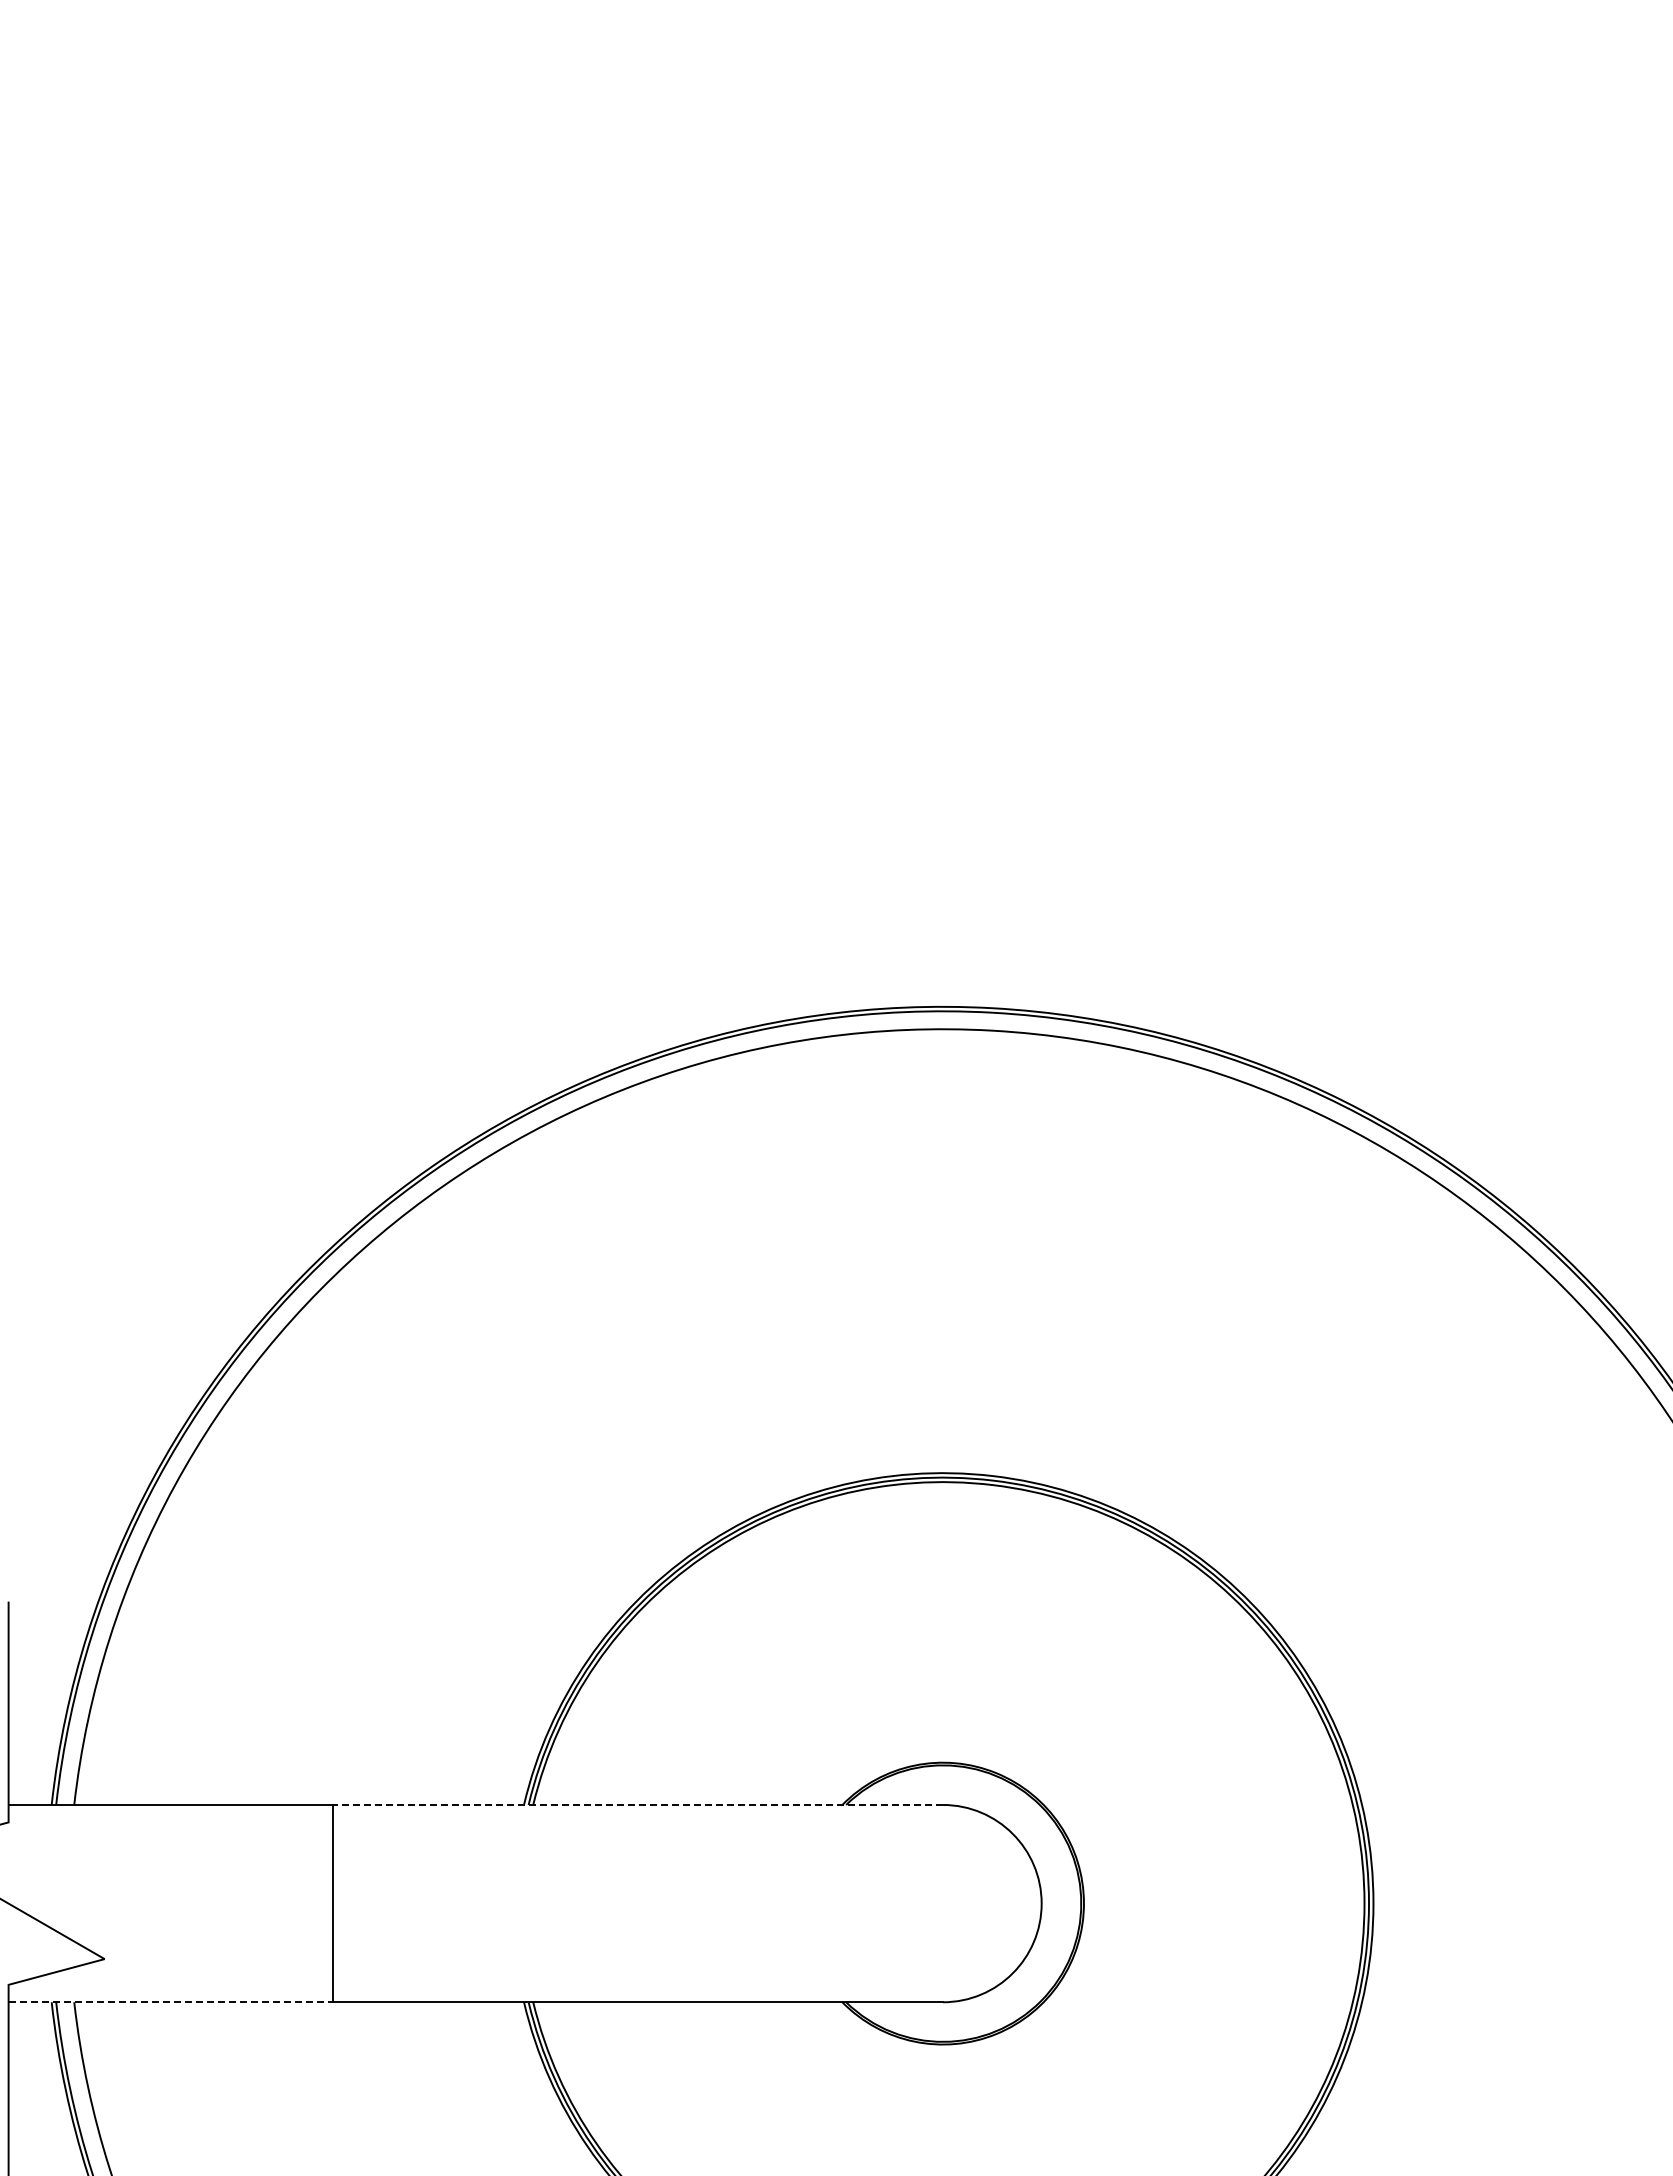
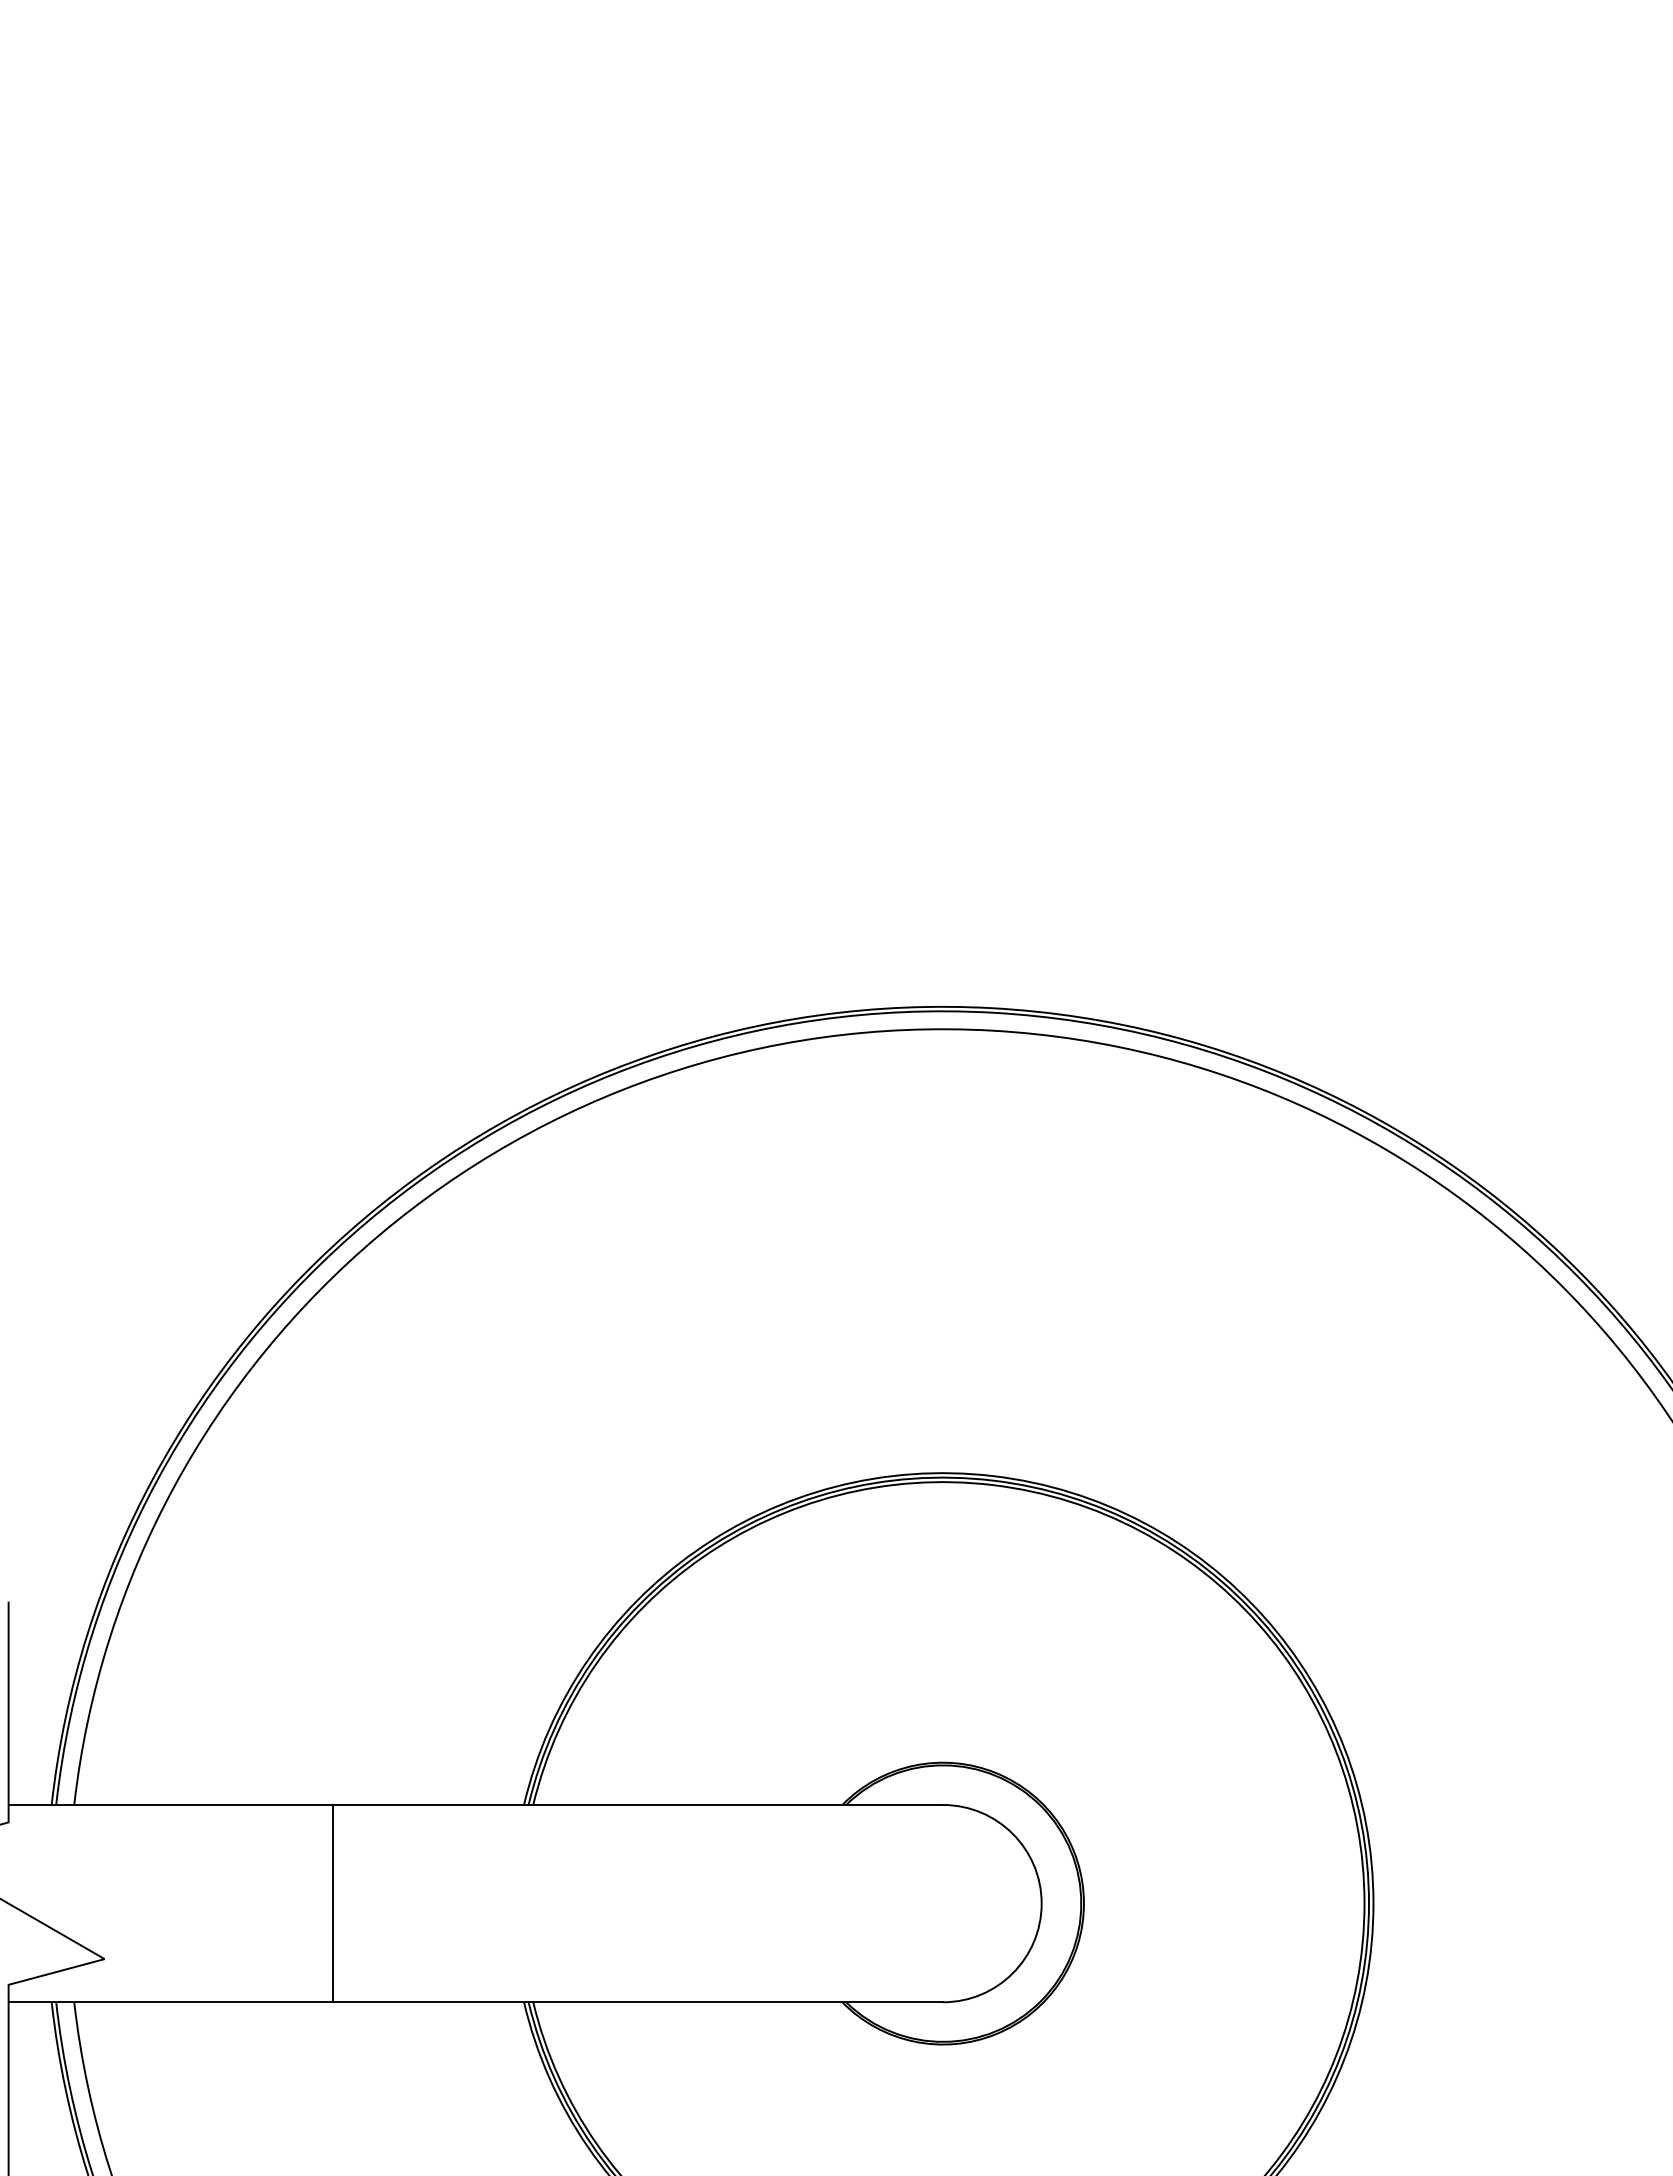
line: dashed -> solid (638, 1804)
line: dashed -> solid (171, 2002)
